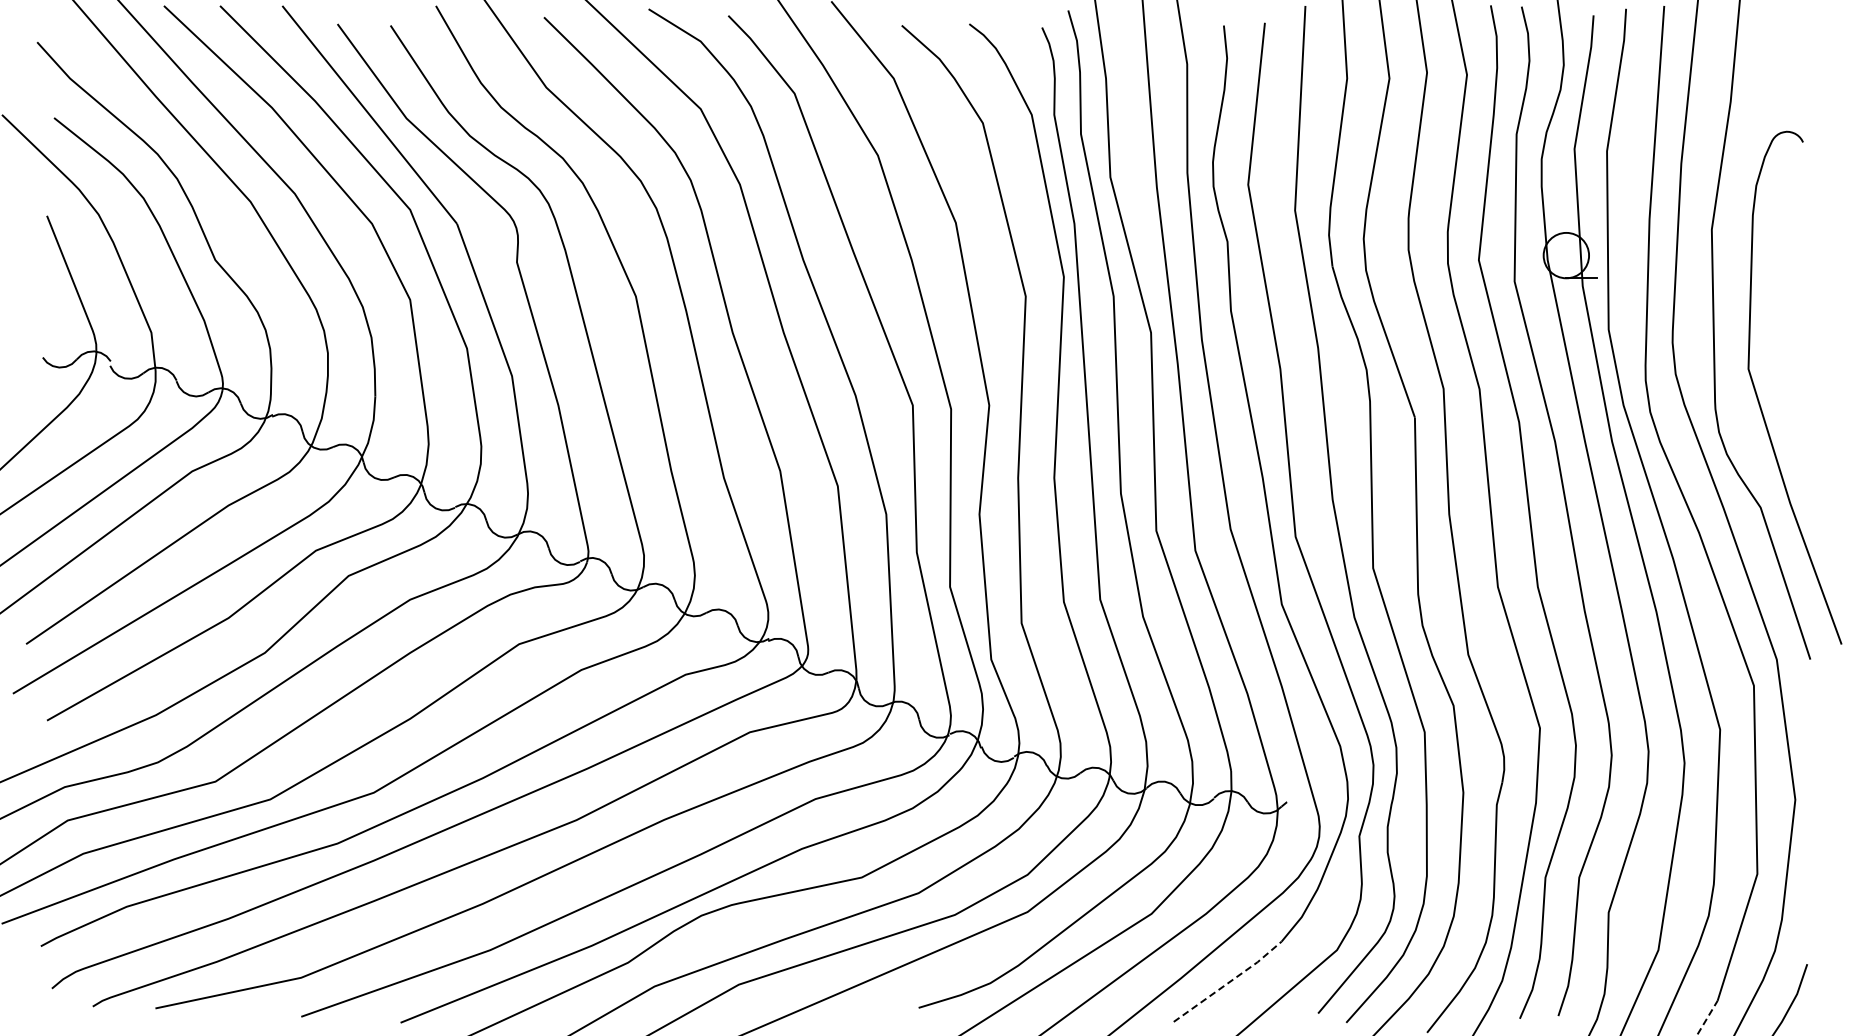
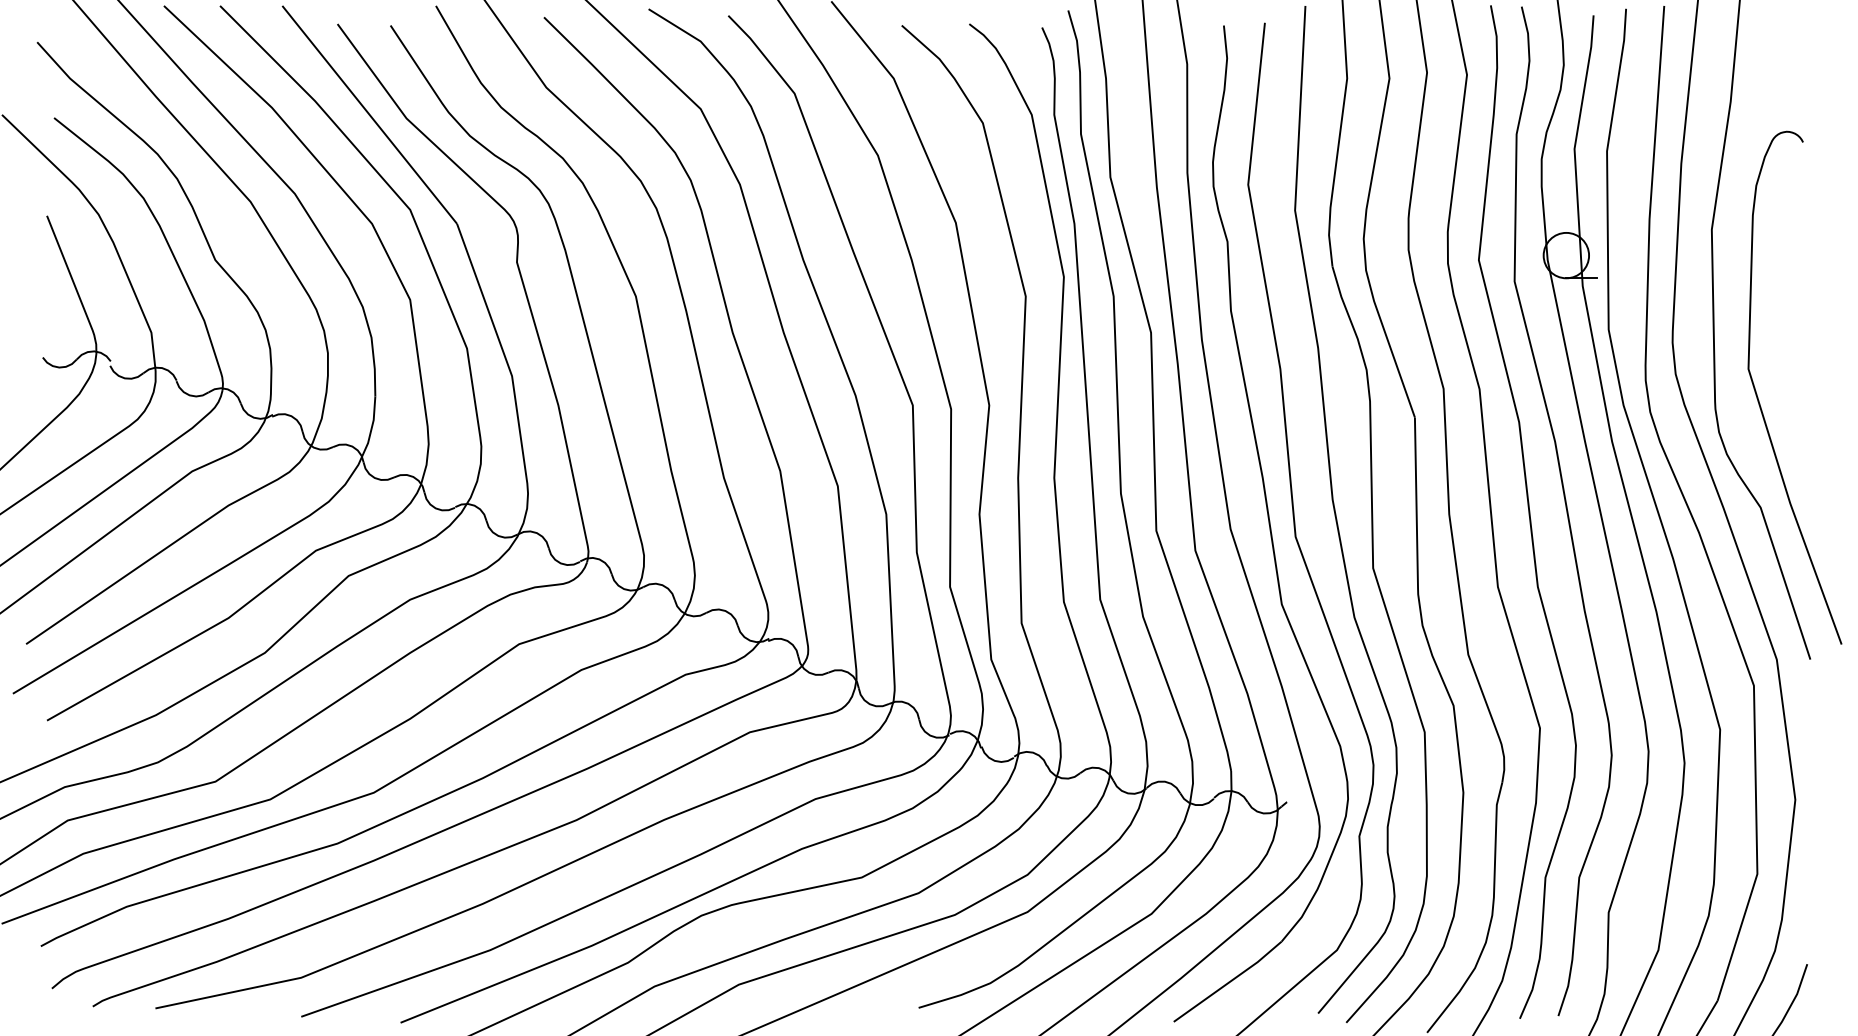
line: dashed -> solid (1229, 982)
line: dashed -> solid (1707, 1017)
